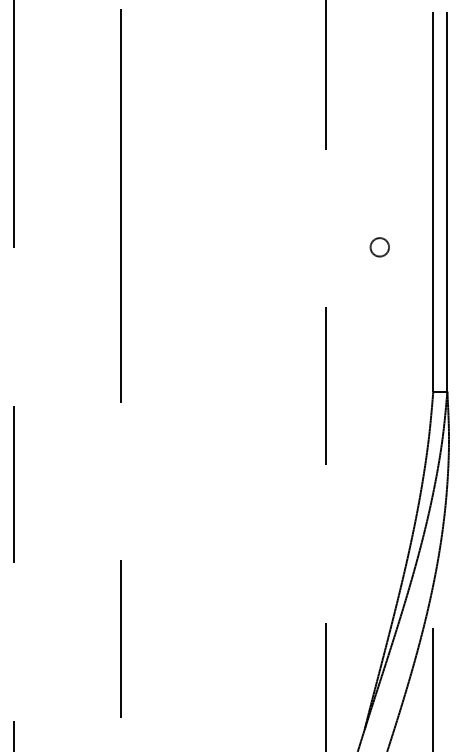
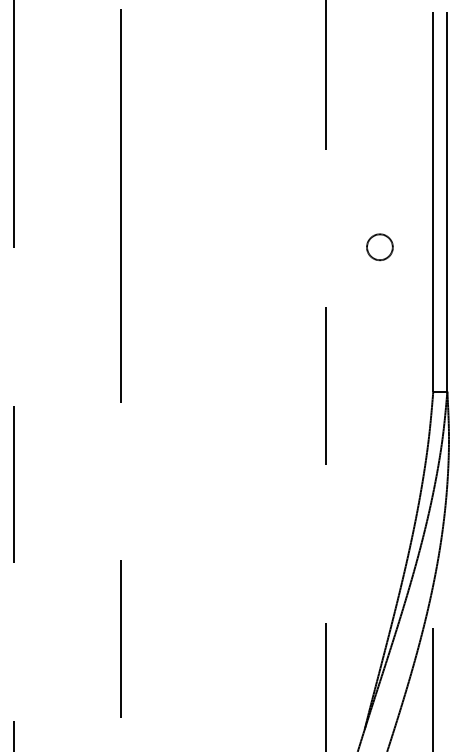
circle size: 21x21 px -> 28x29 px (379, 247)
